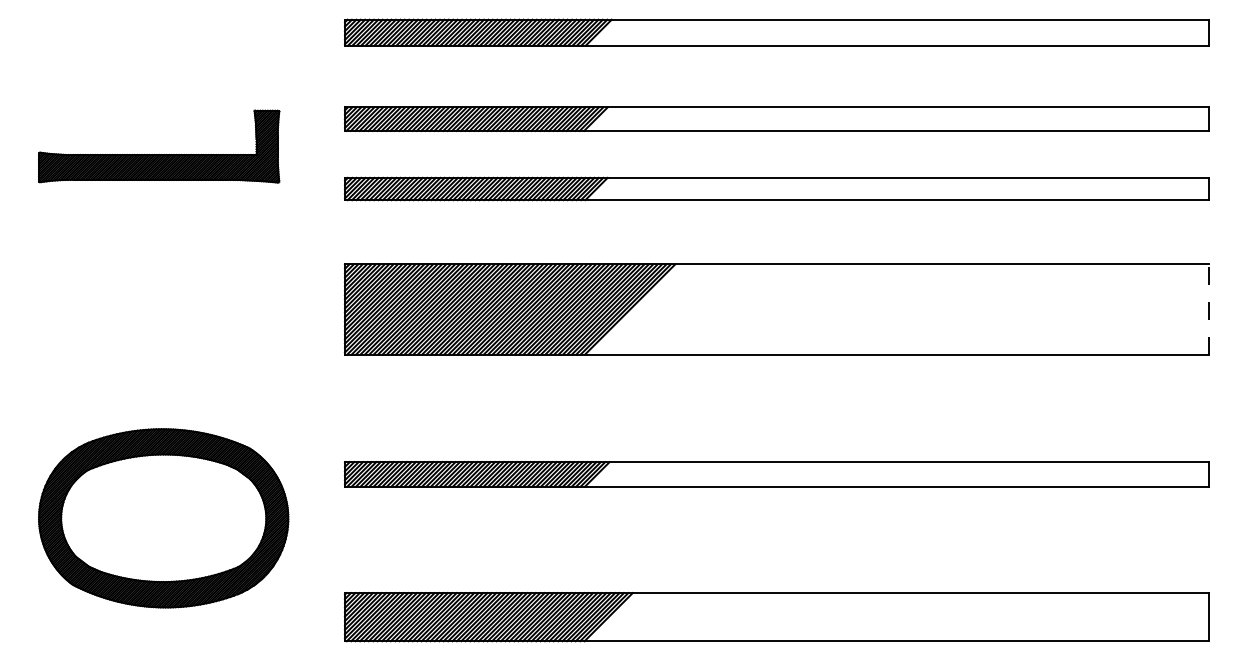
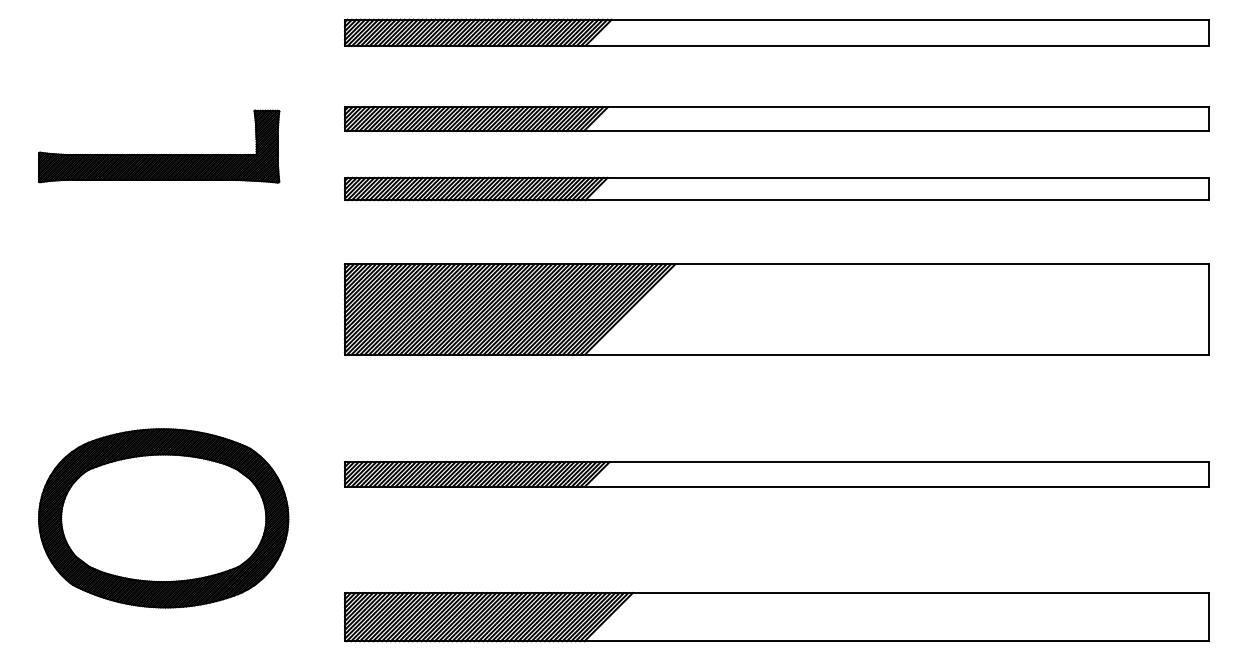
line: dashed -> solid (1208, 308)
